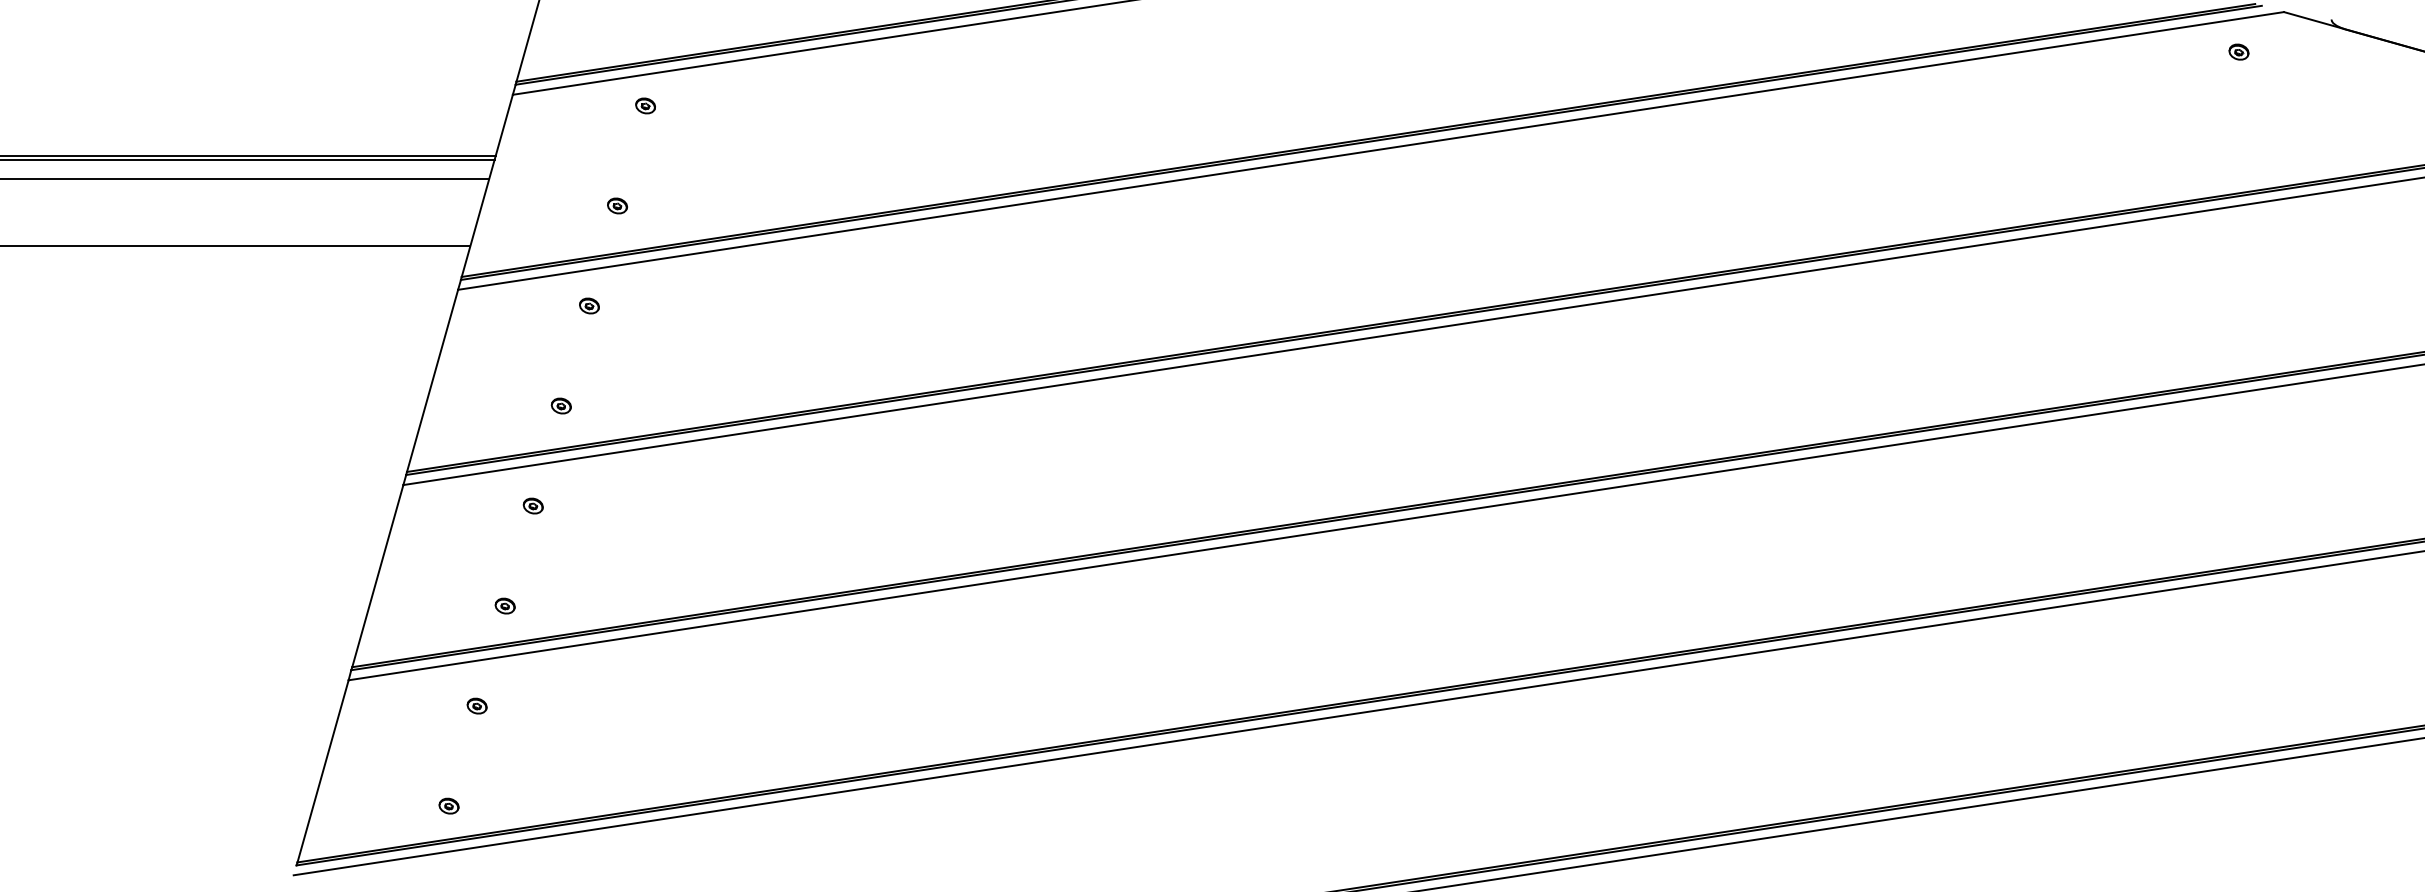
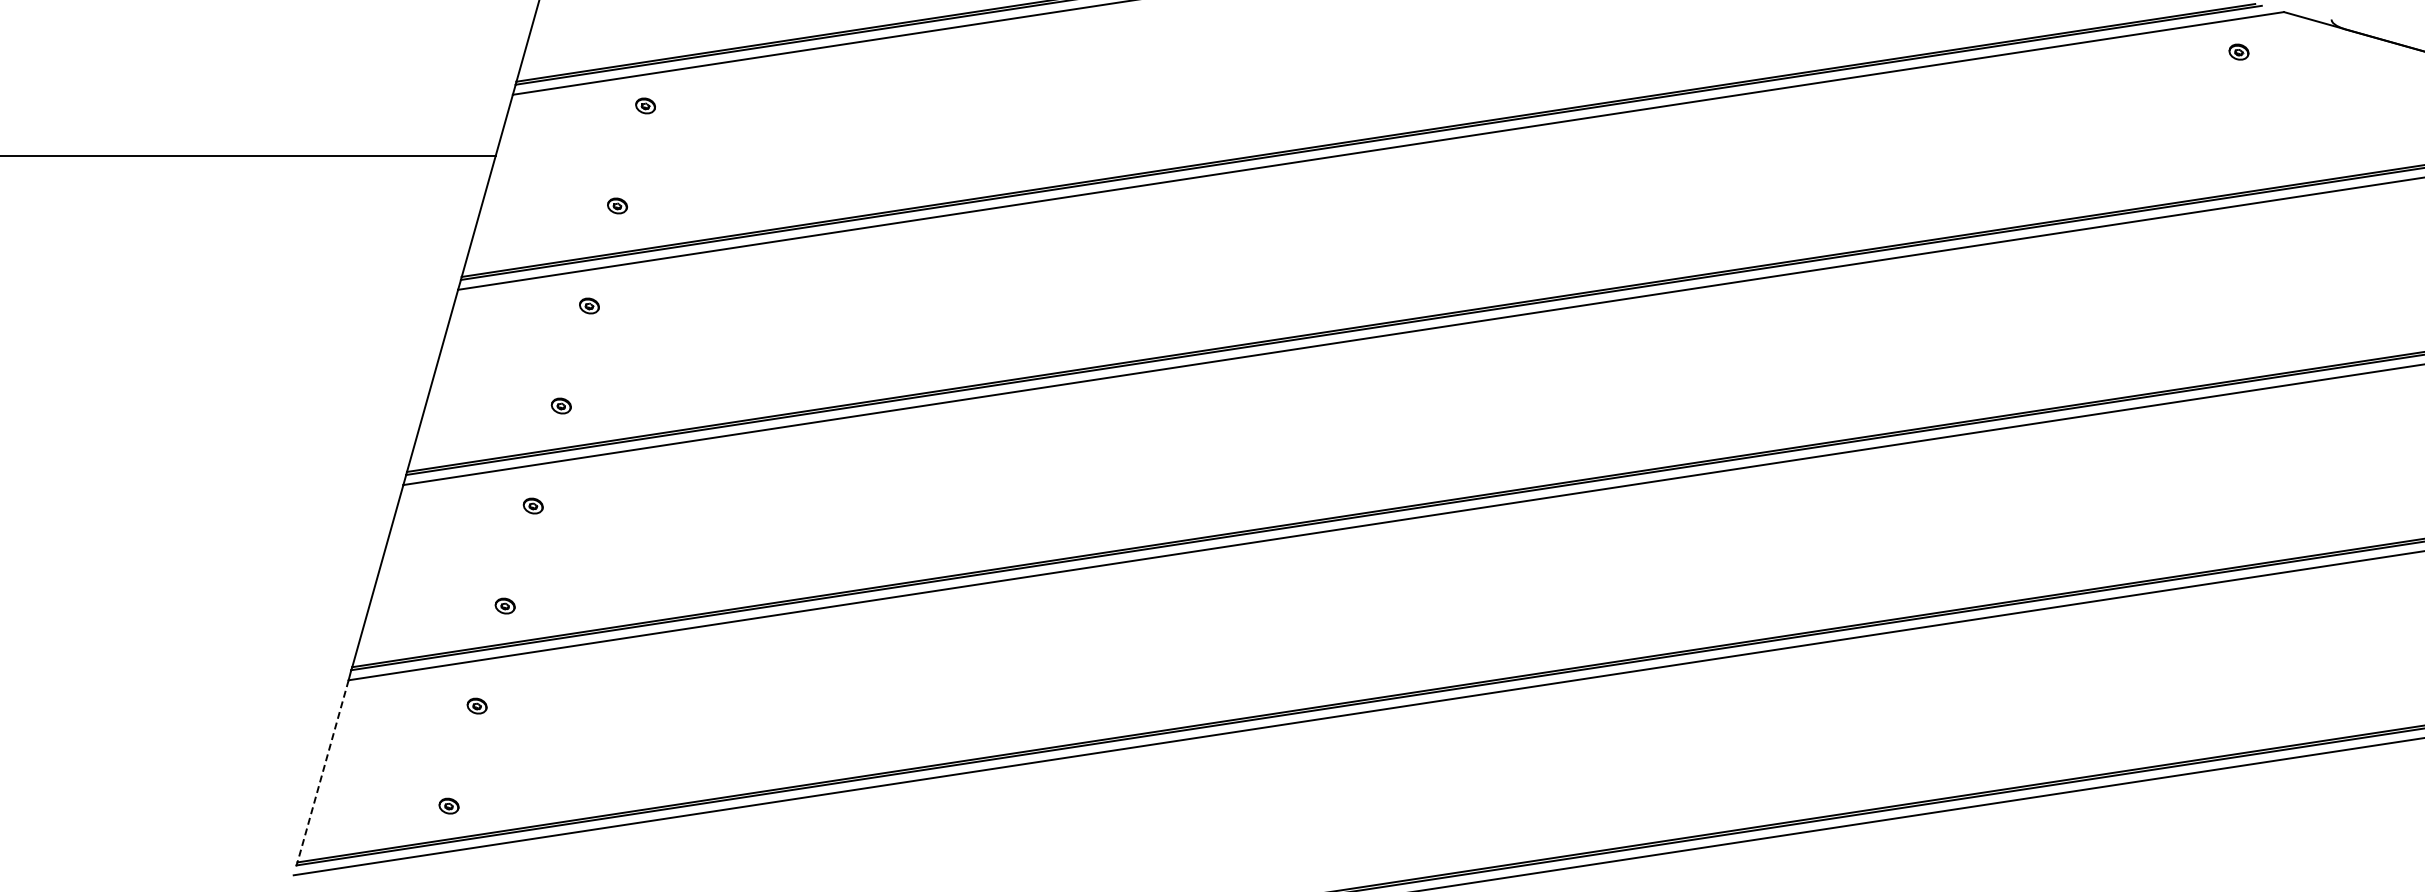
line: present -> none (248, 160)
line: present -> none (245, 178)
line: present -> none (236, 246)
line: solid -> dashed (323, 771)
